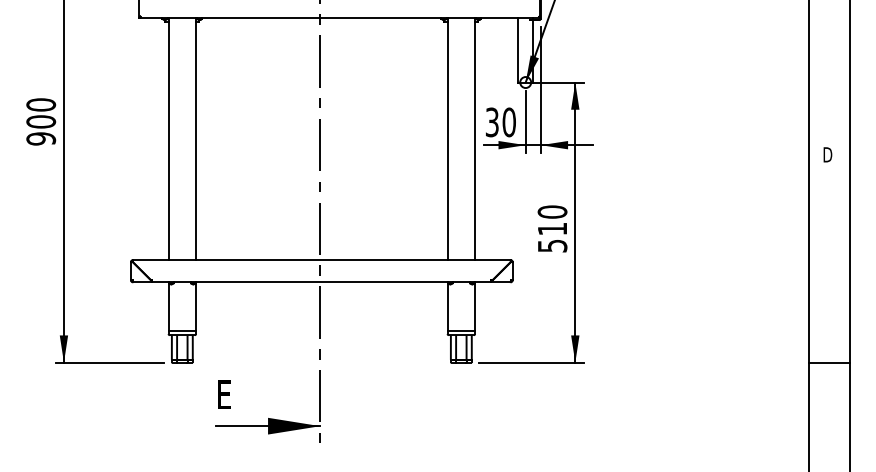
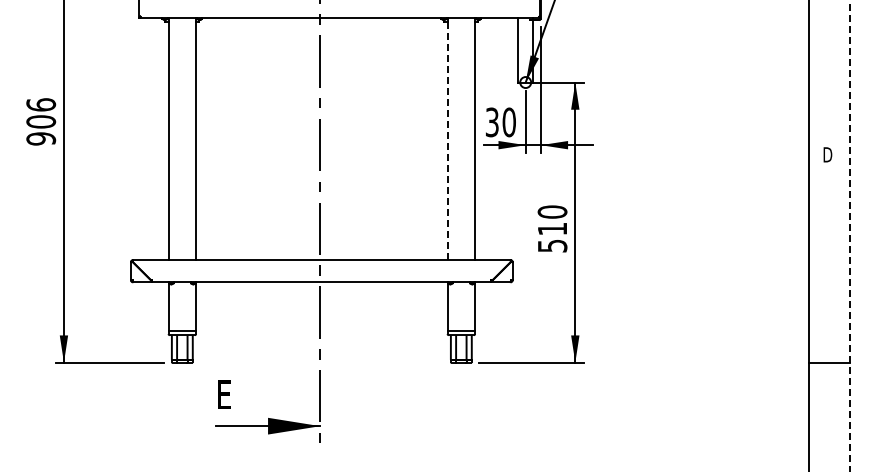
text: 900 -> 906 (40, 104)
line: solid -> dashed (447, 141)
line: solid -> dashed (849, 235)
